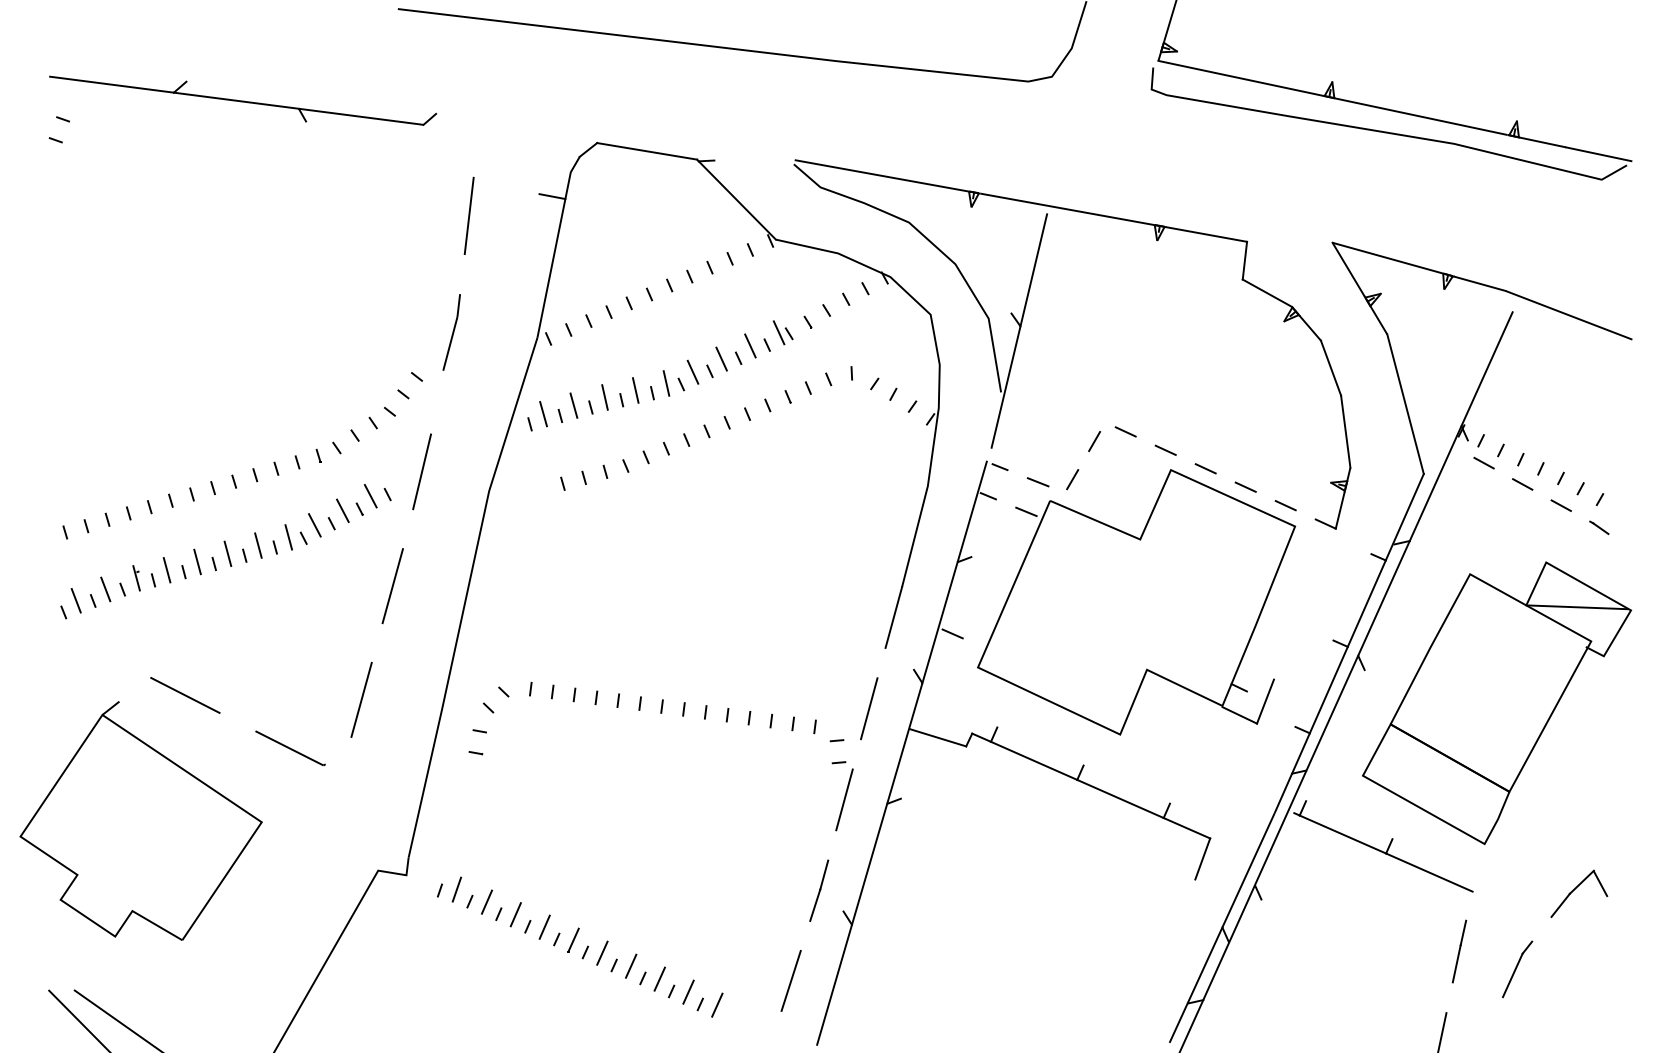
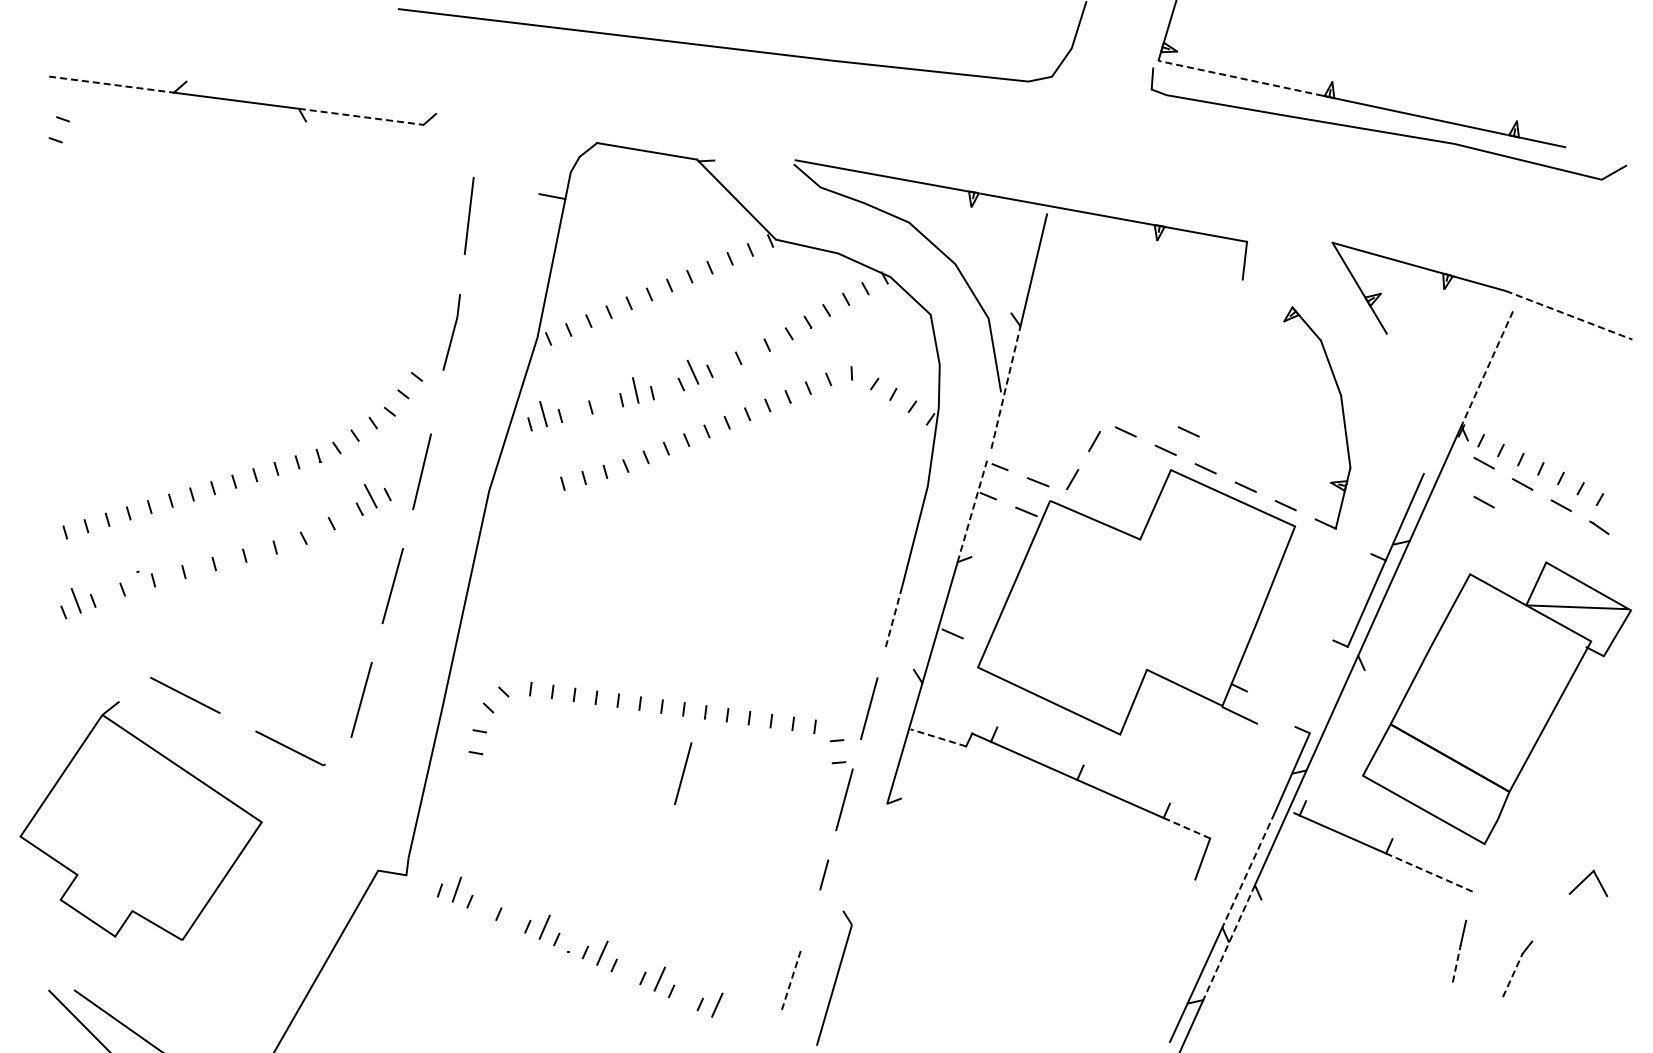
line: solid -> dashed (1240, 78)
line: solid -> dashed (112, 84)
line: solid -> dashed (361, 116)
line: present -> none (1598, 154)
line: present -> none (1266, 292)
line: solid -> dashed (1570, 315)
line: present -> none (778, 332)
line: present -> none (750, 345)
line: present -> none (721, 358)
line: solid -> dashed (1486, 369)
line: present -> none (666, 383)
line: solid -> dashed (1006, 386)
line: present -> none (604, 397)
line: present -> none (1405, 404)
line: present -> none (573, 405)
line: none -> present (1188, 431)
line: none -> present (1483, 501)
line: present -> none (342, 510)
line: solid -> dashed (972, 512)
line: present -> none (314, 525)
line: present -> none (288, 537)
line: present -> none (258, 545)
line: present -> none (227, 553)
line: present -> none (197, 561)
line: present -> none (166, 570)
line: present -> none (136, 578)
line: present -> none (105, 589)
line: solid -> dashed (893, 618)
line: present -> none (1328, 689)
line: present -> none (1265, 701)
line: solid -> dashed (937, 737)
line: none -> present (683, 773)
line: solid -> dashed (1186, 828)
line: present -> none (869, 863)
line: solid -> dashed (1248, 871)
line: solid -> dashed (1428, 872)
line: present -> none (486, 901)
line: present -> none (815, 904)
line: present -> none (1560, 904)
line: present -> none (515, 914)
line: present -> none (573, 939)
line: solid -> dashed (1229, 942)
line: solid -> dashed (1456, 963)
line: present -> none (630, 965)
line: solid -> dashed (1512, 975)
line: solid -> dashed (791, 981)
line: present -> none (688, 991)
line: present -> none (1442, 1031)
